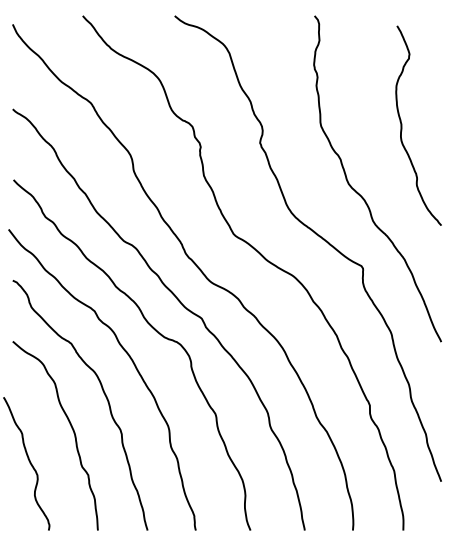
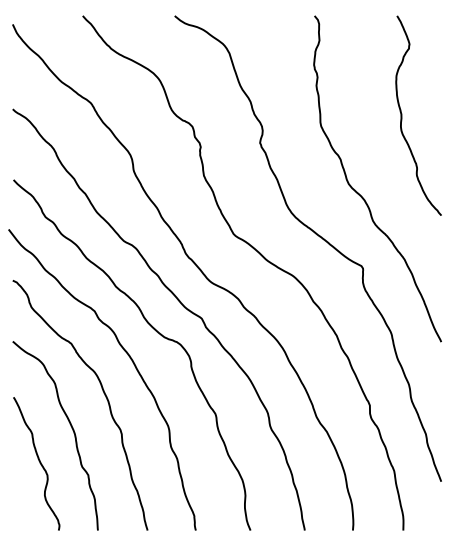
curve position: (402, 125) -> (402, 115) (402, 115)
curve position: (28, 461) -> (38, 461) (38, 461)
